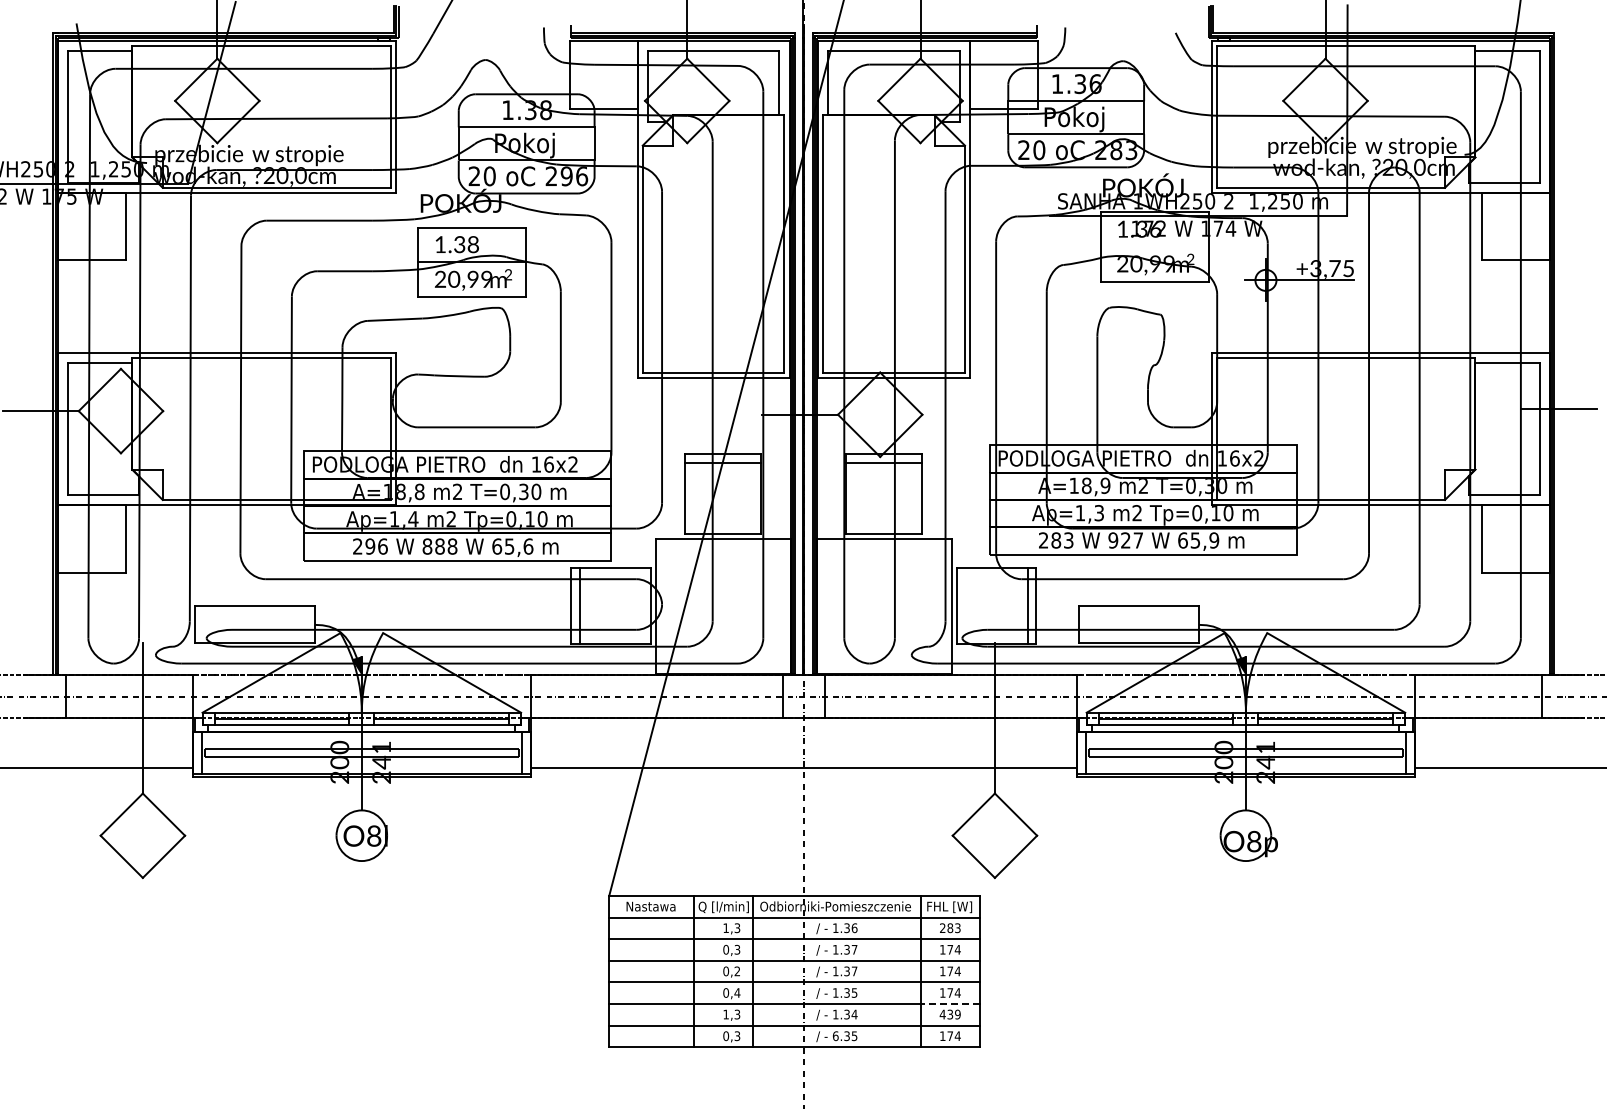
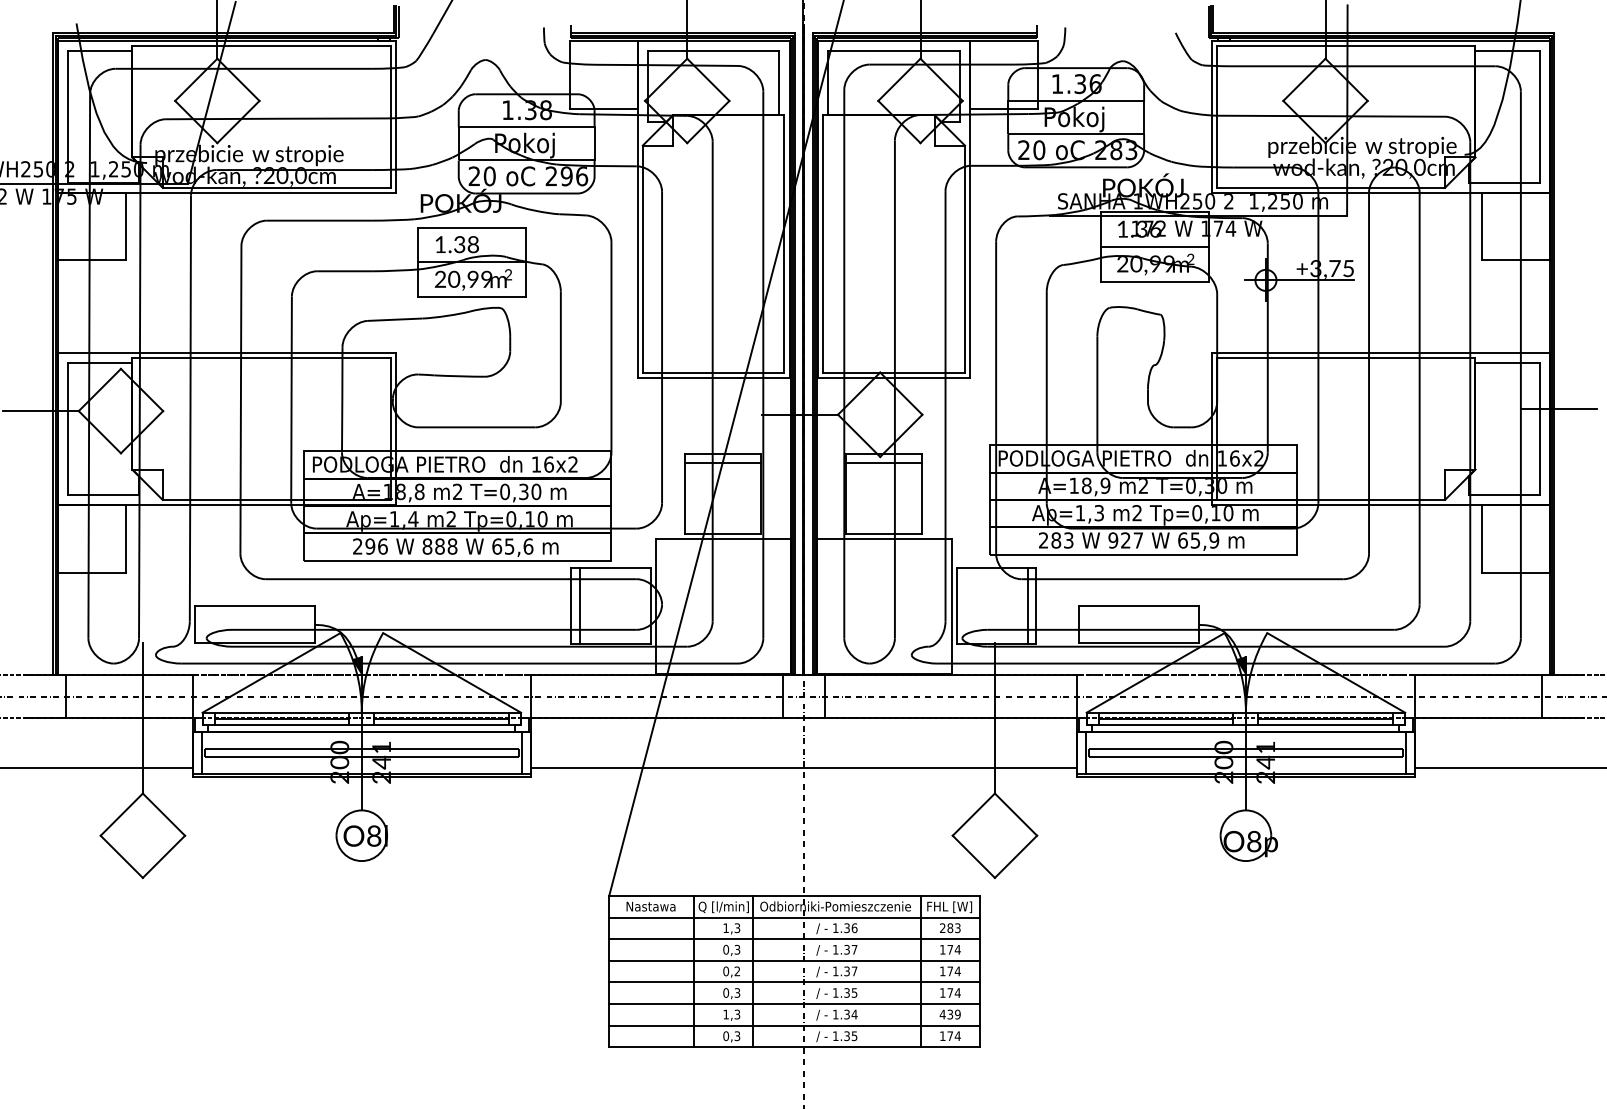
line: none -> present (1154, 246)
text: 0,4 -> 0,3 (736, 992)
line: dashed -> solid (950, 1004)
text: 6.35 -> 1.35 (835, 1036)
